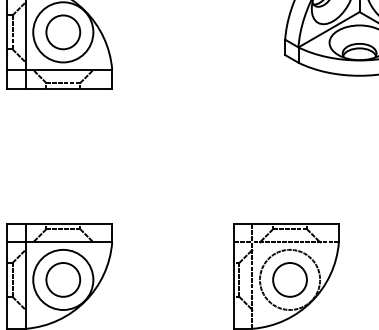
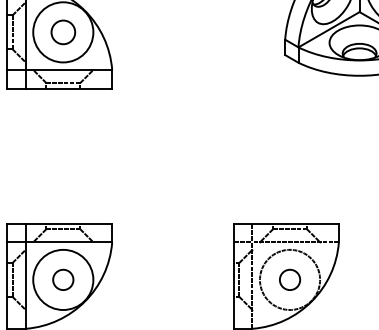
circle size: 37x37 px -> 27x27 px (63, 32)
circle diameter: 34 px -> 20 px (63, 279)
circle diameter: 34 px -> 20 px (289, 279)
